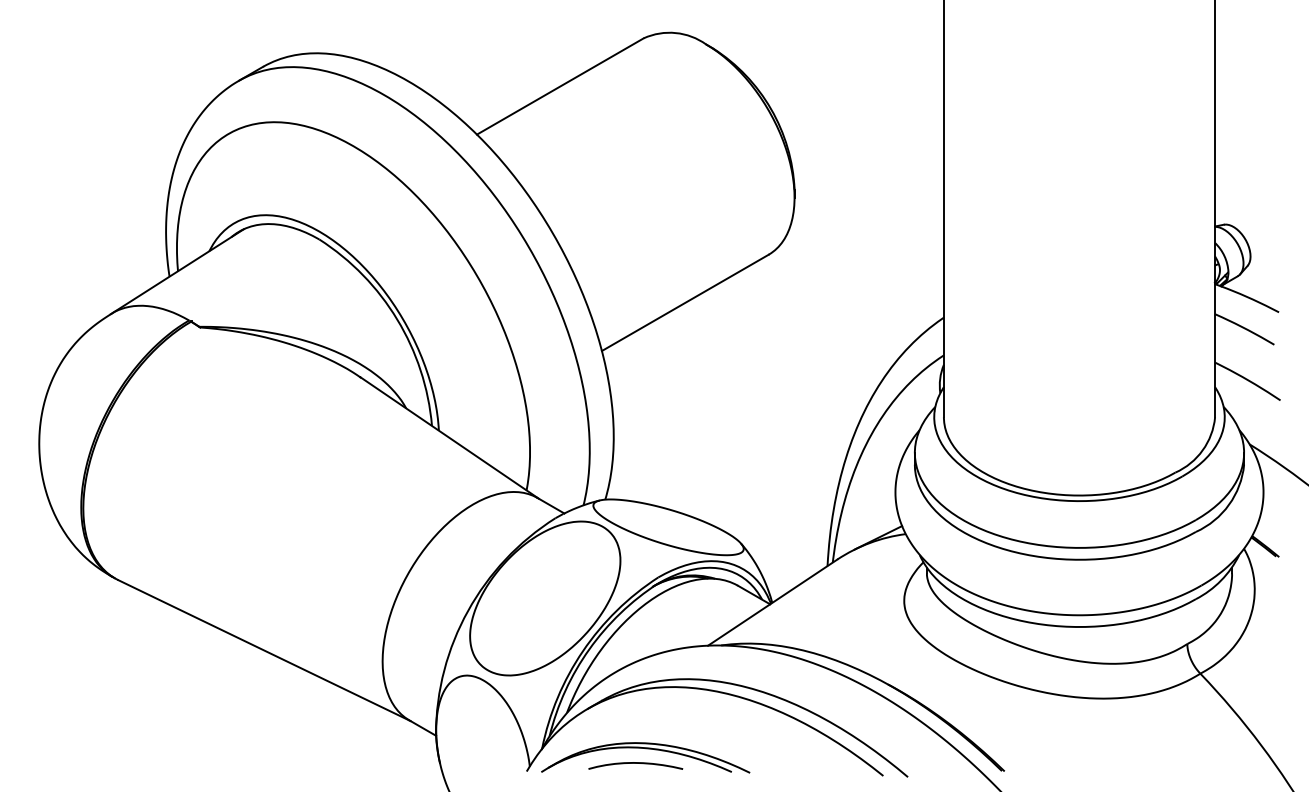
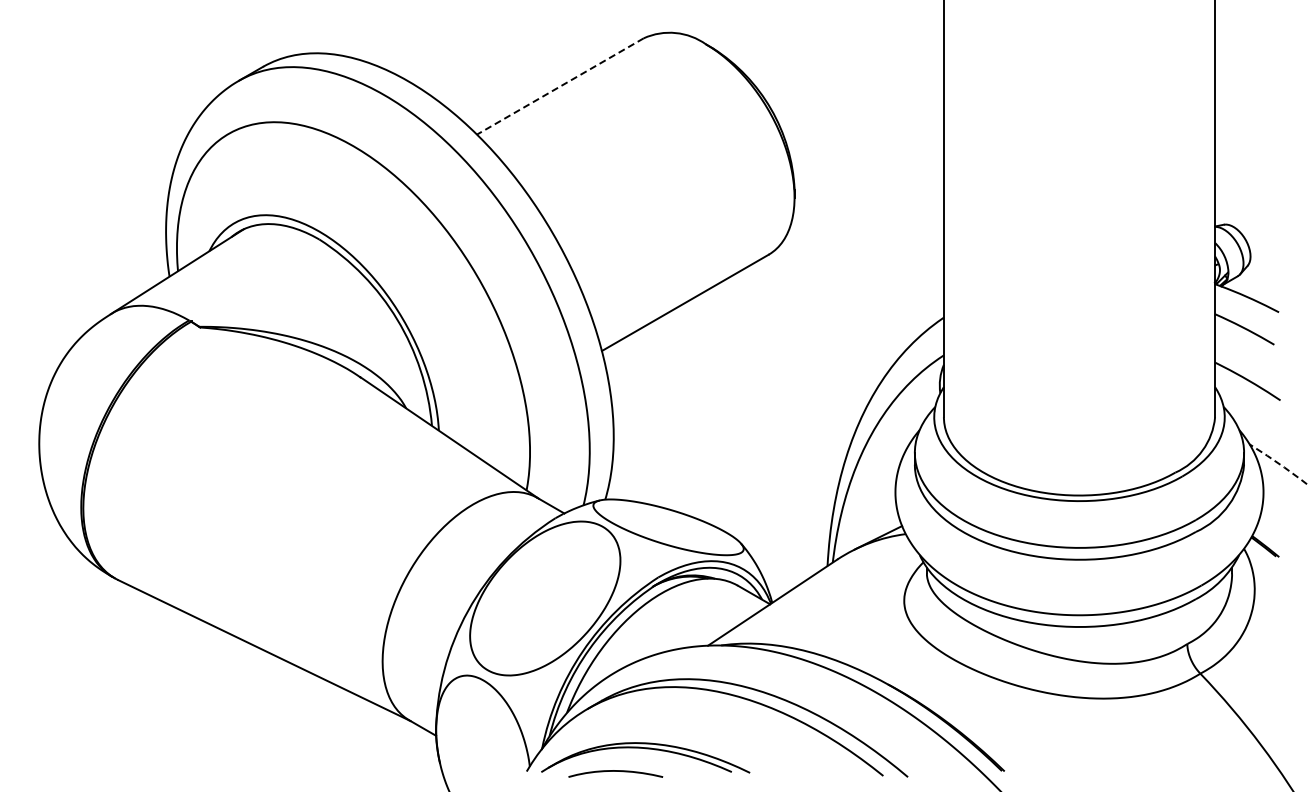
line: solid -> dashed (559, 86)
arc: solid -> dashed (1279, 464)
curve position: (635, 763) -> (615, 771) (615, 771)
